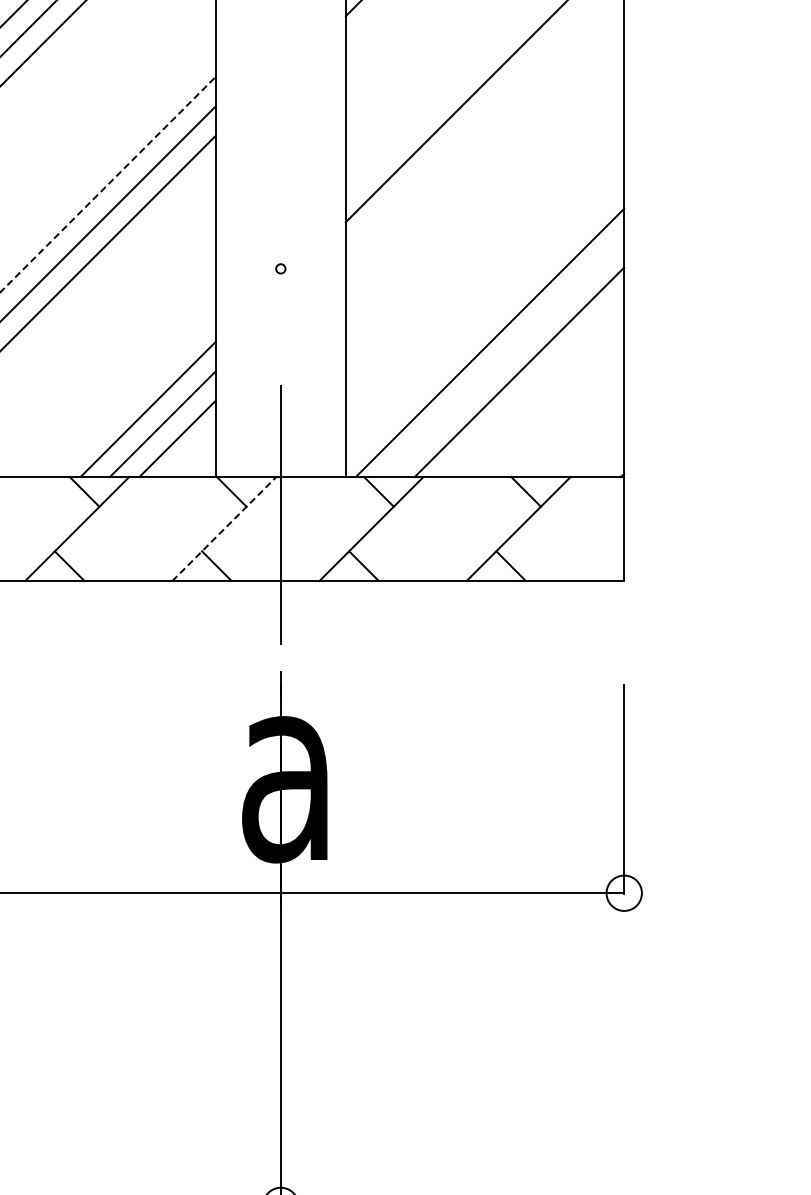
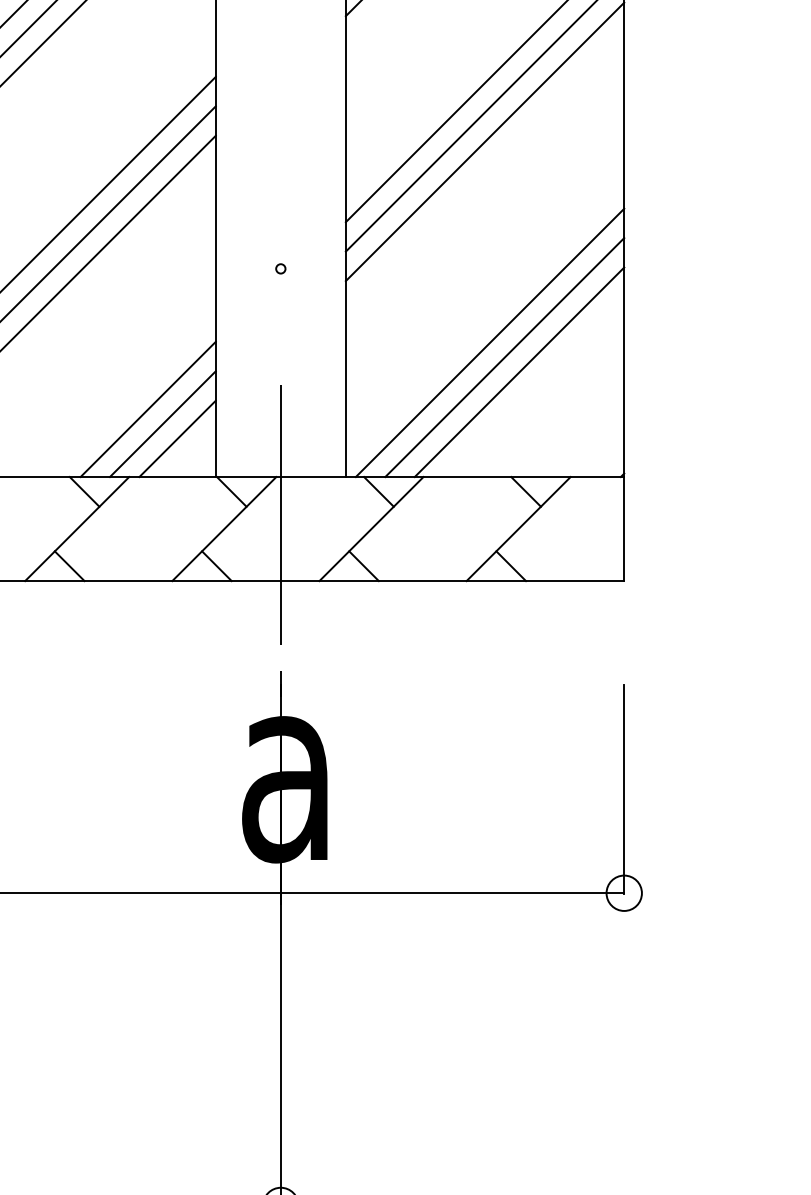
line: none -> present (470, 126)
line: none -> present (484, 141)
line: dashed -> solid (108, 184)
line: none -> present (504, 357)
line: dashed -> solid (224, 529)
